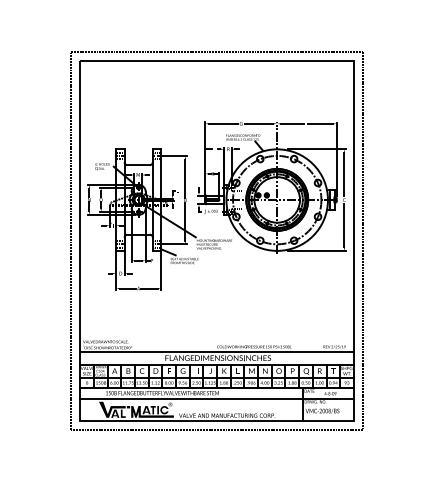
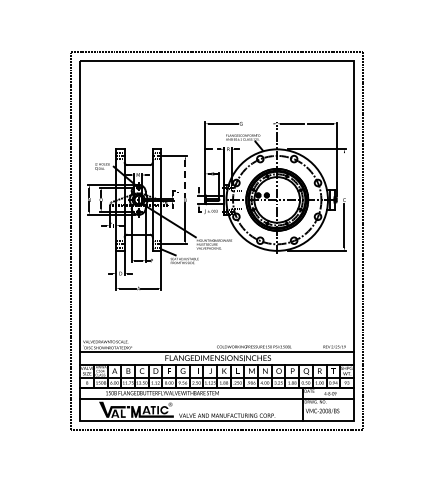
line: present -> none (258, 123)
line: present -> none (344, 174)
line: solid -> dashed (185, 178)
